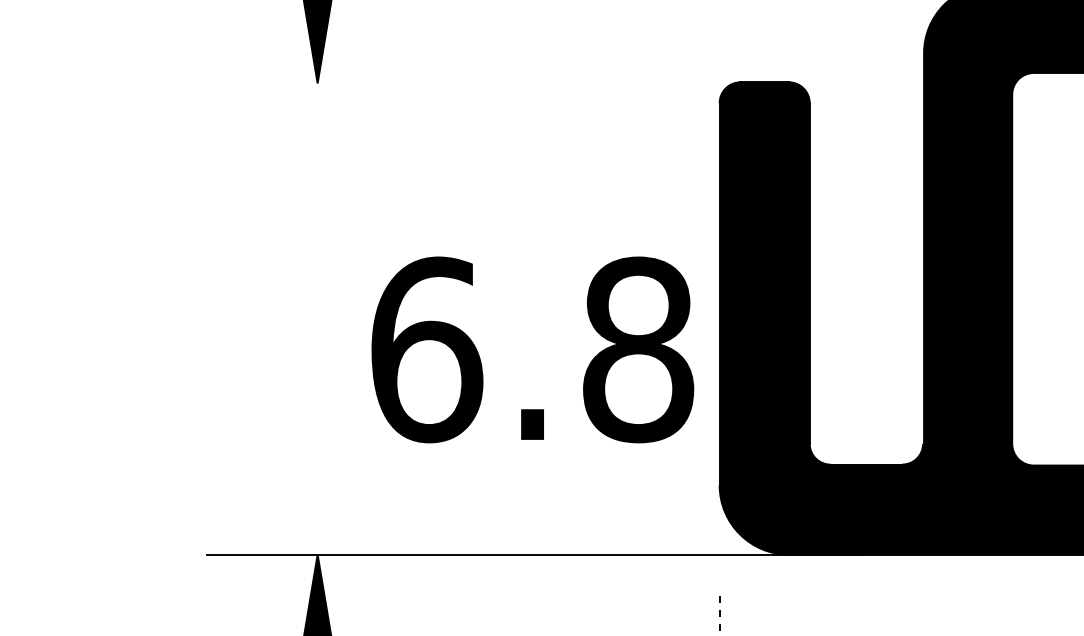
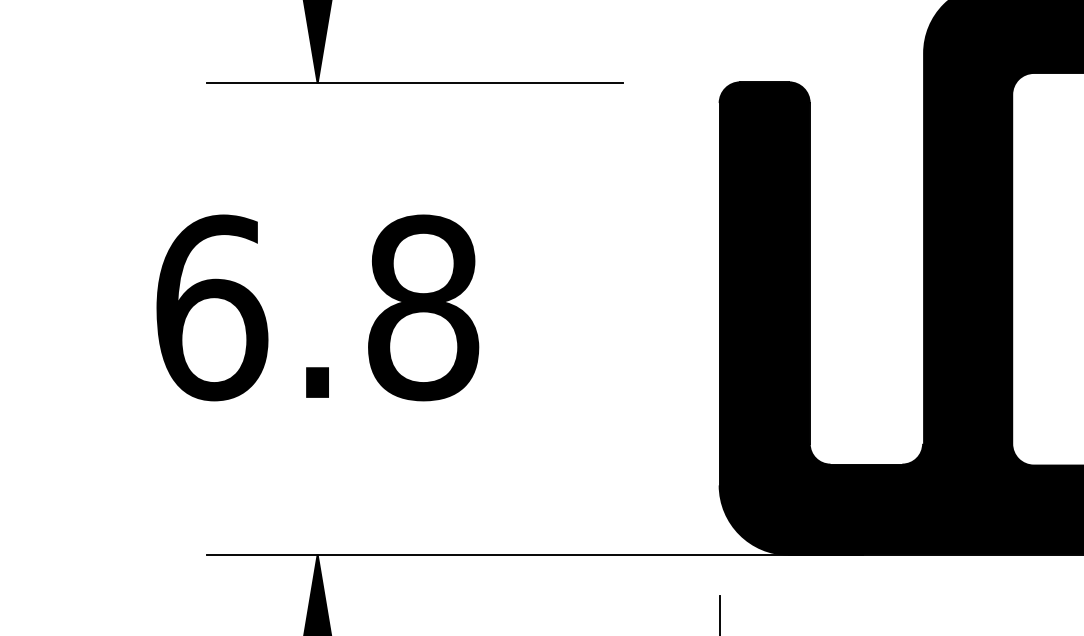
line: none -> present (414, 83)
text position: (532, 349) -> (317, 307) (317, 307)
line: dashed -> solid (719, 616)
